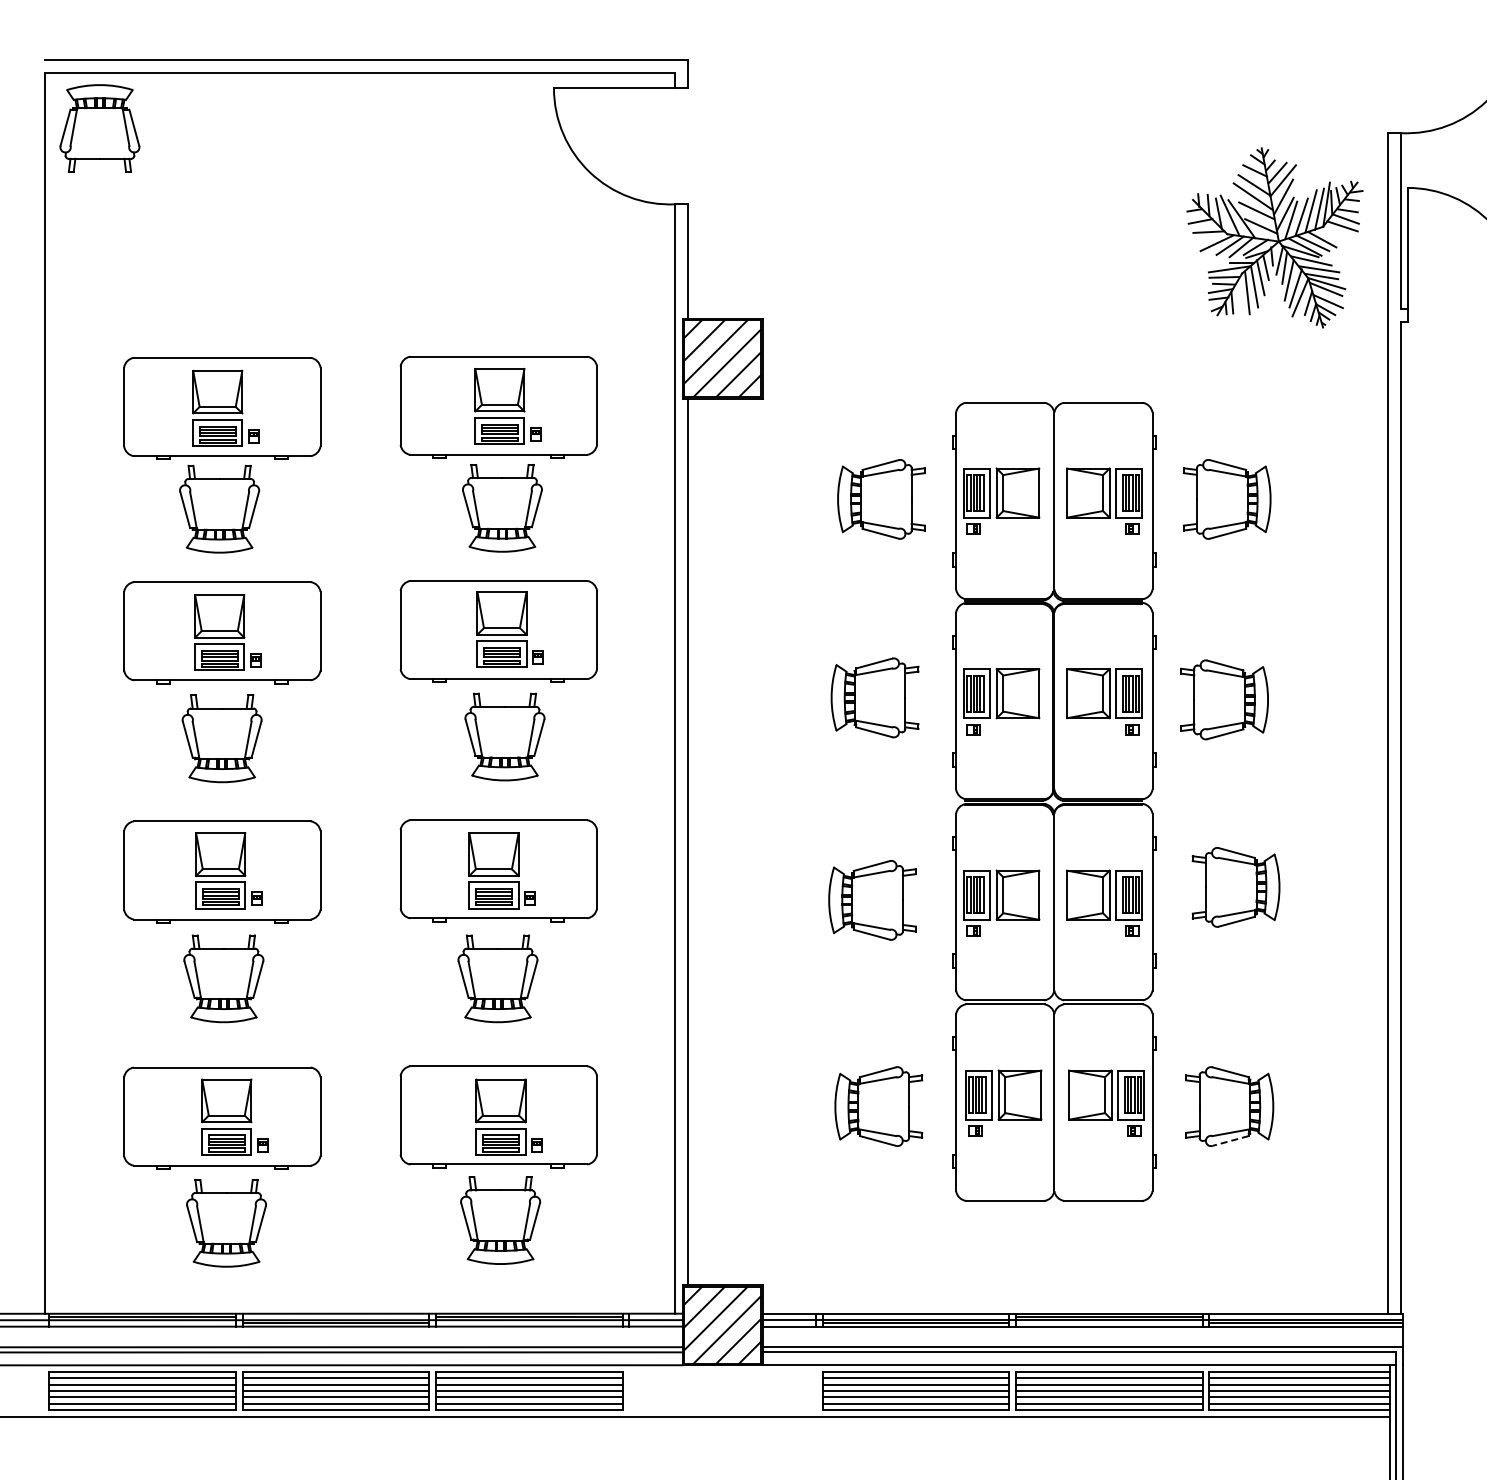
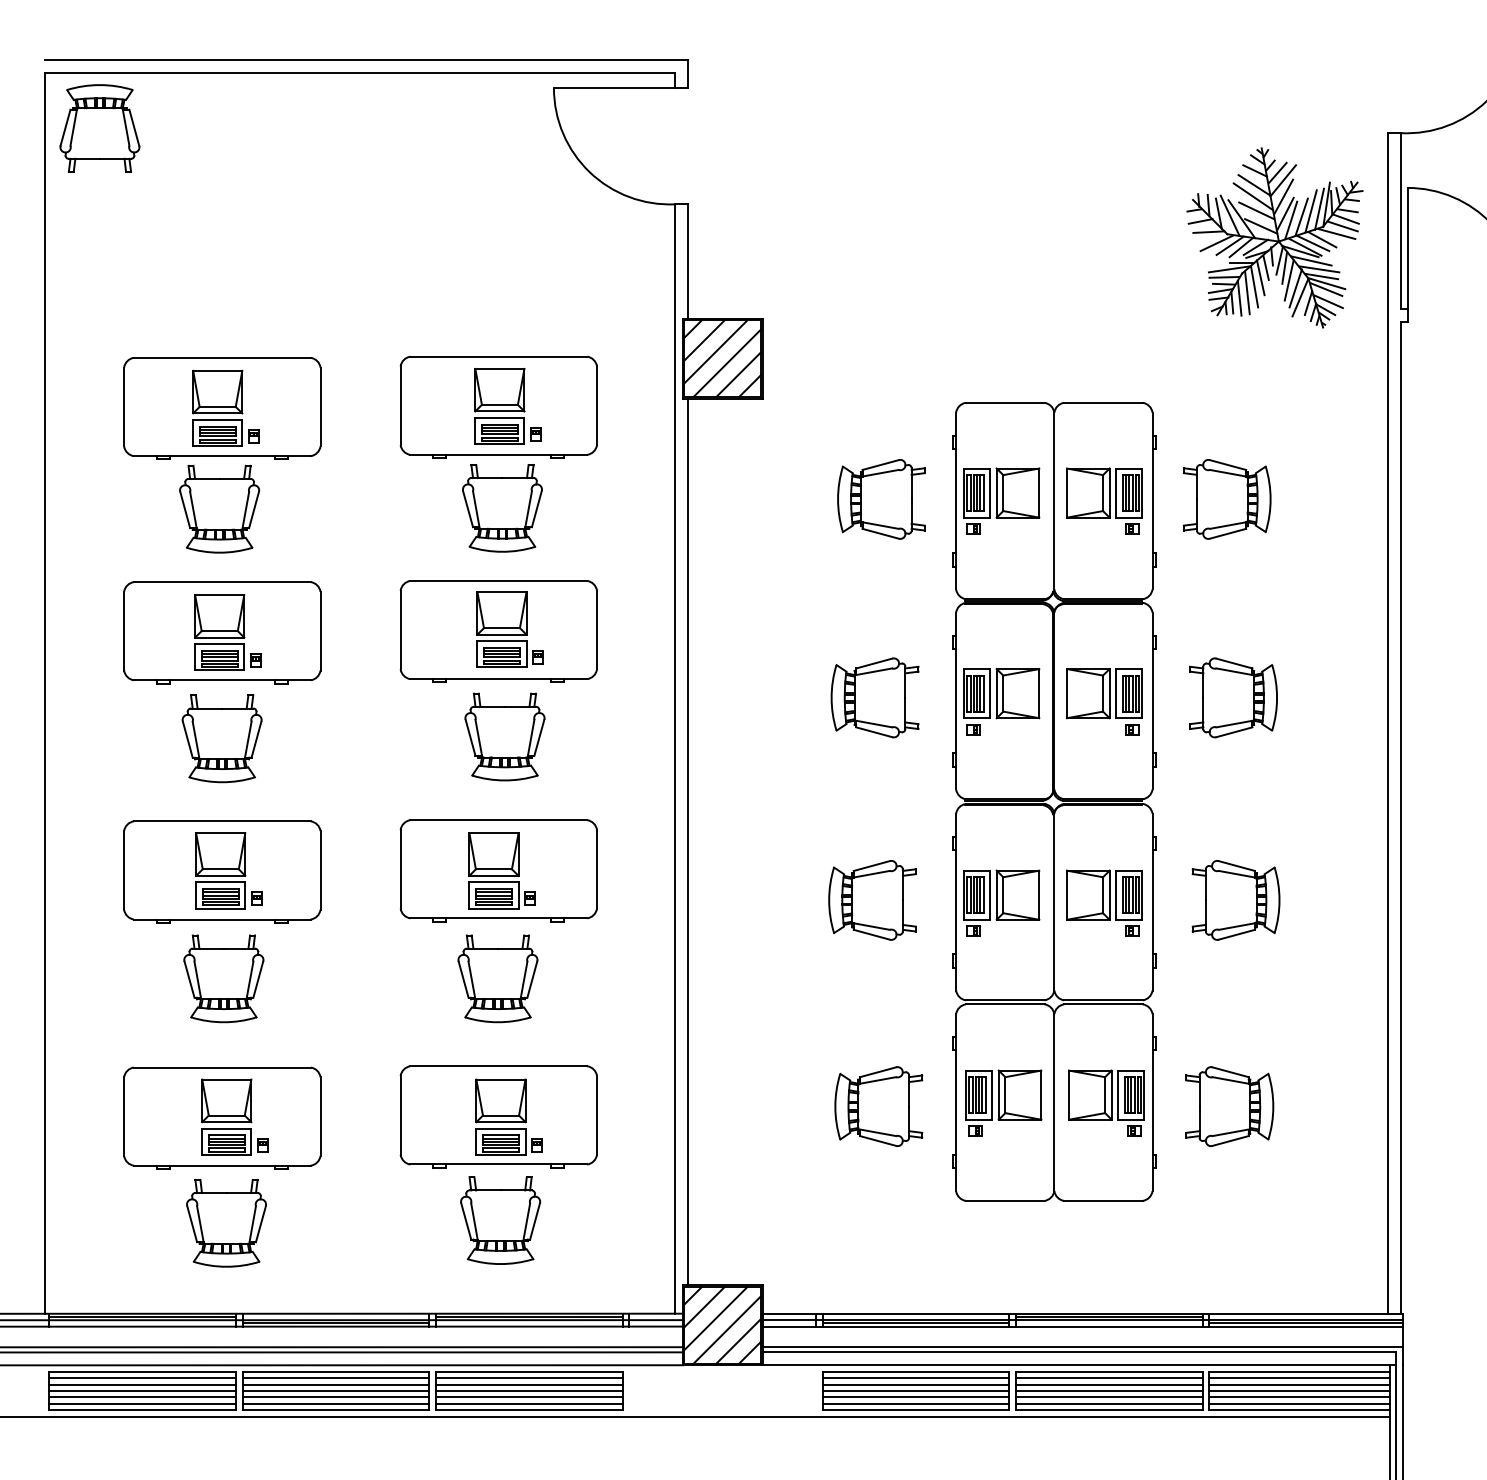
line: none -> present (1336, 233)
line: none -> present (1239, 297)
part position: (1224, 699) -> (1233, 697) (1233, 697)
part position: (1235, 887) -> (1235, 900) (1235, 900)
line: dashed -> solid (1230, 1140)
